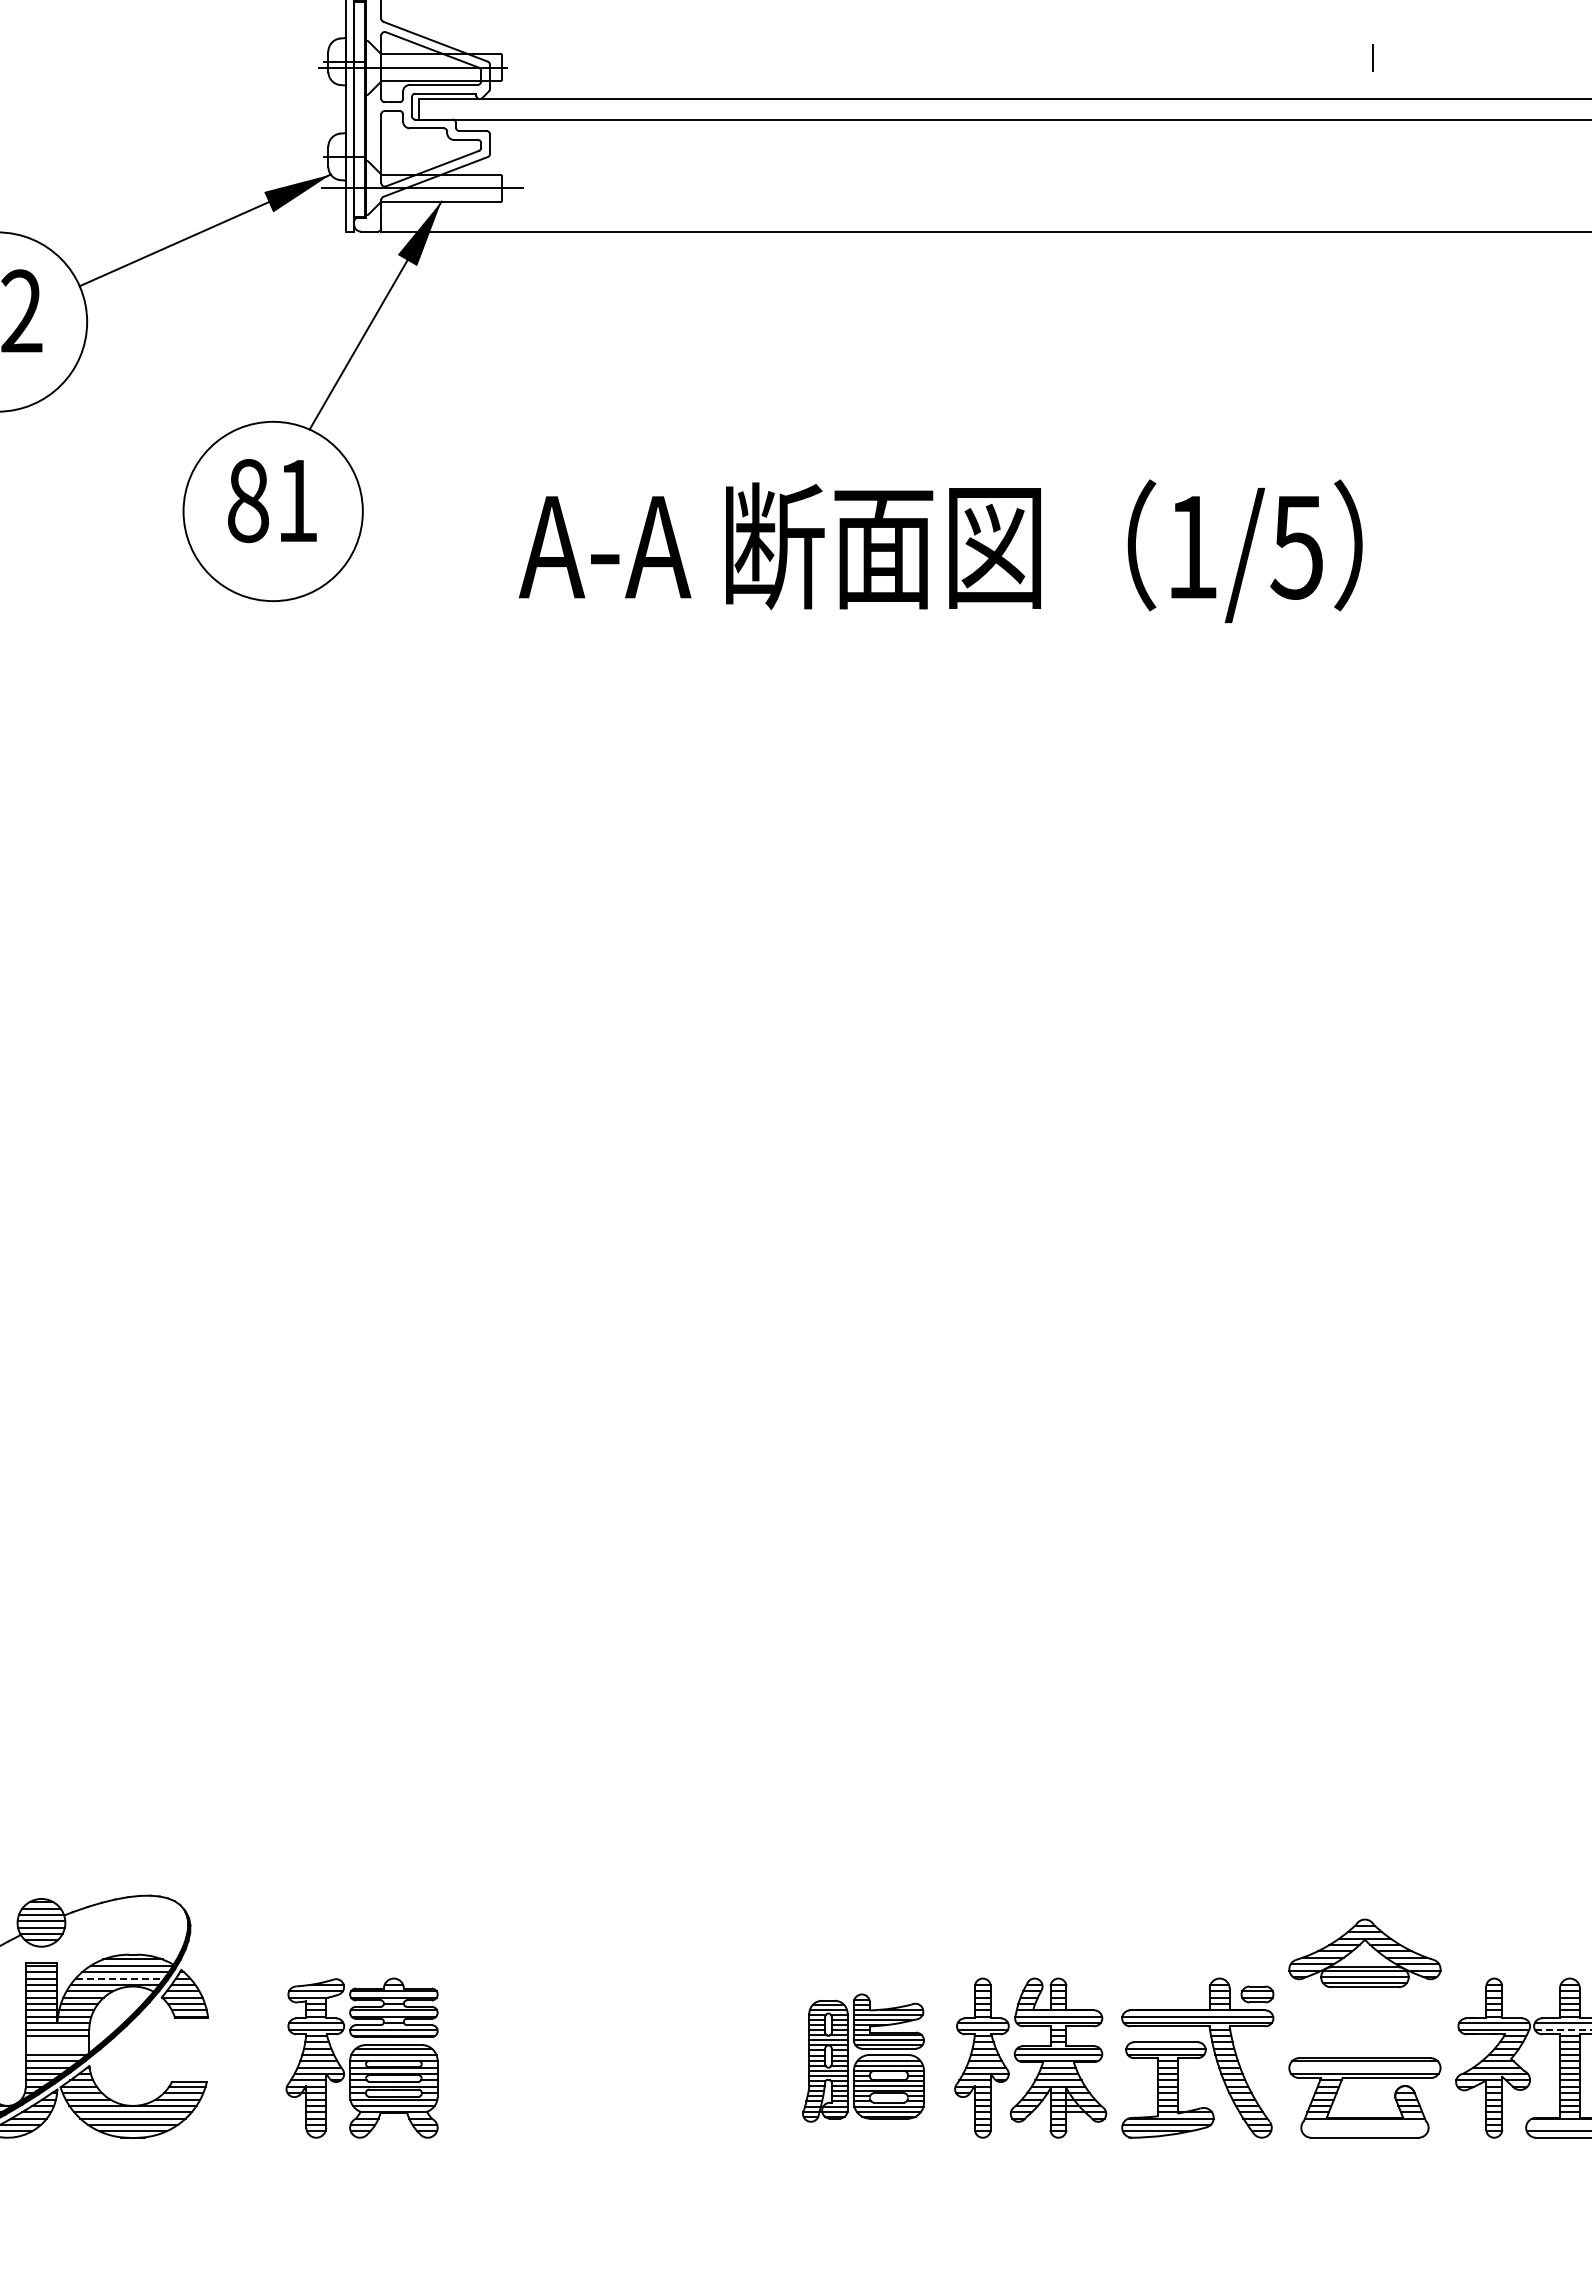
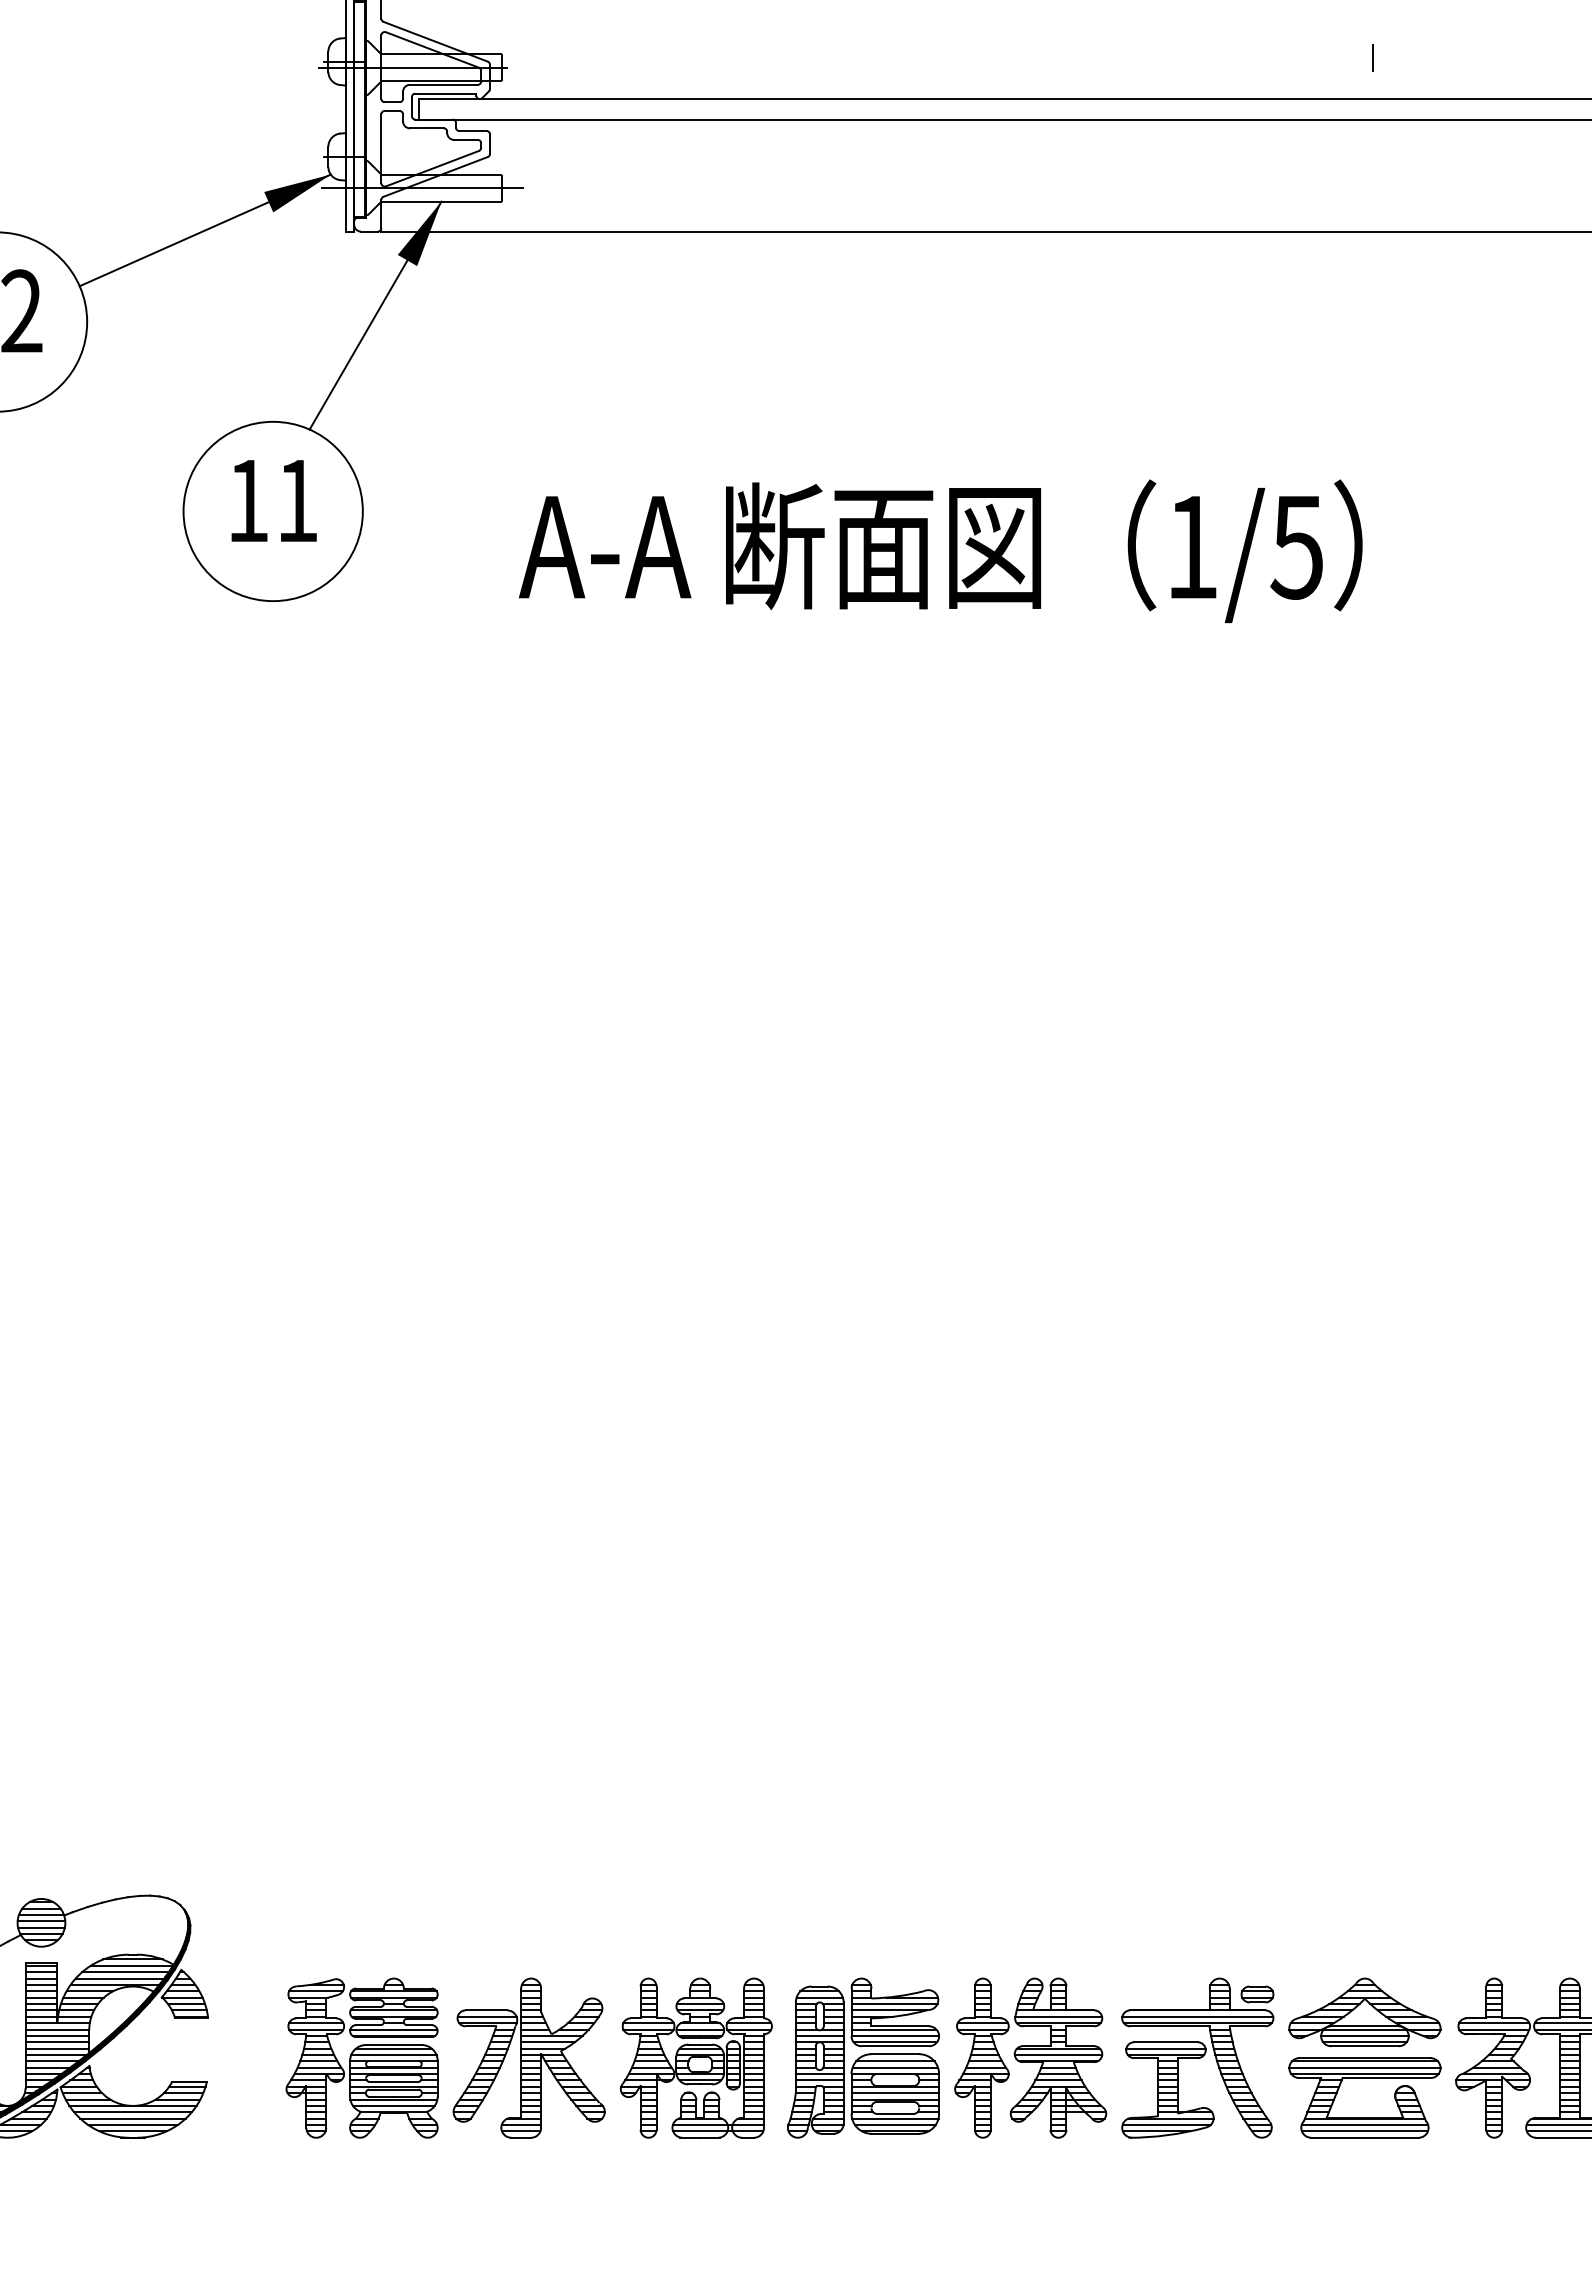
text: 81 -> 11 (248, 501)
part position: (1364, 1953) -> (1364, 2012) (1364, 2012)
line: dashed -> solid (120, 1978)
line: dashed -> solid (1563, 2029)
line: none -> present (57, 2042)
line: none -> present (57, 2048)
part: none -> present (528, 2057)
part: none -> present (696, 2057)
part size: 123x130 px -> 153x162 px (863, 2057)
line: none -> present (1364, 2067)
line: none -> present (1364, 2125)
line: none -> present (1557, 2125)
line: none -> present (1364, 2131)
